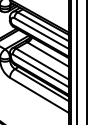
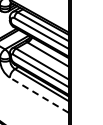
line: present -> none (77, 61)
line: present -> none (87, 61)
line: solid -> dashed (38, 95)
